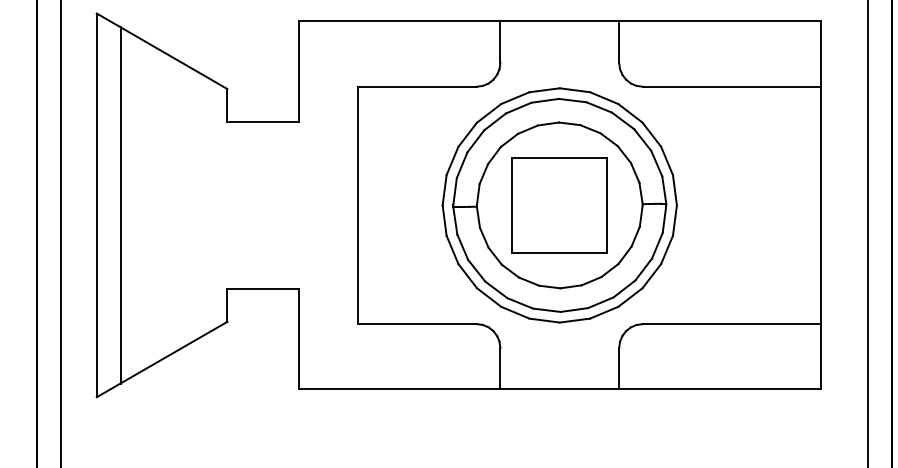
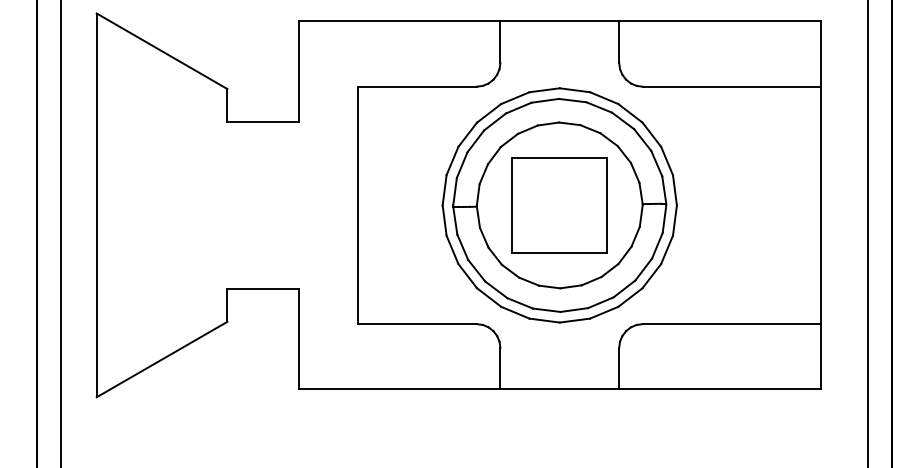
line: present -> none (120, 205)
